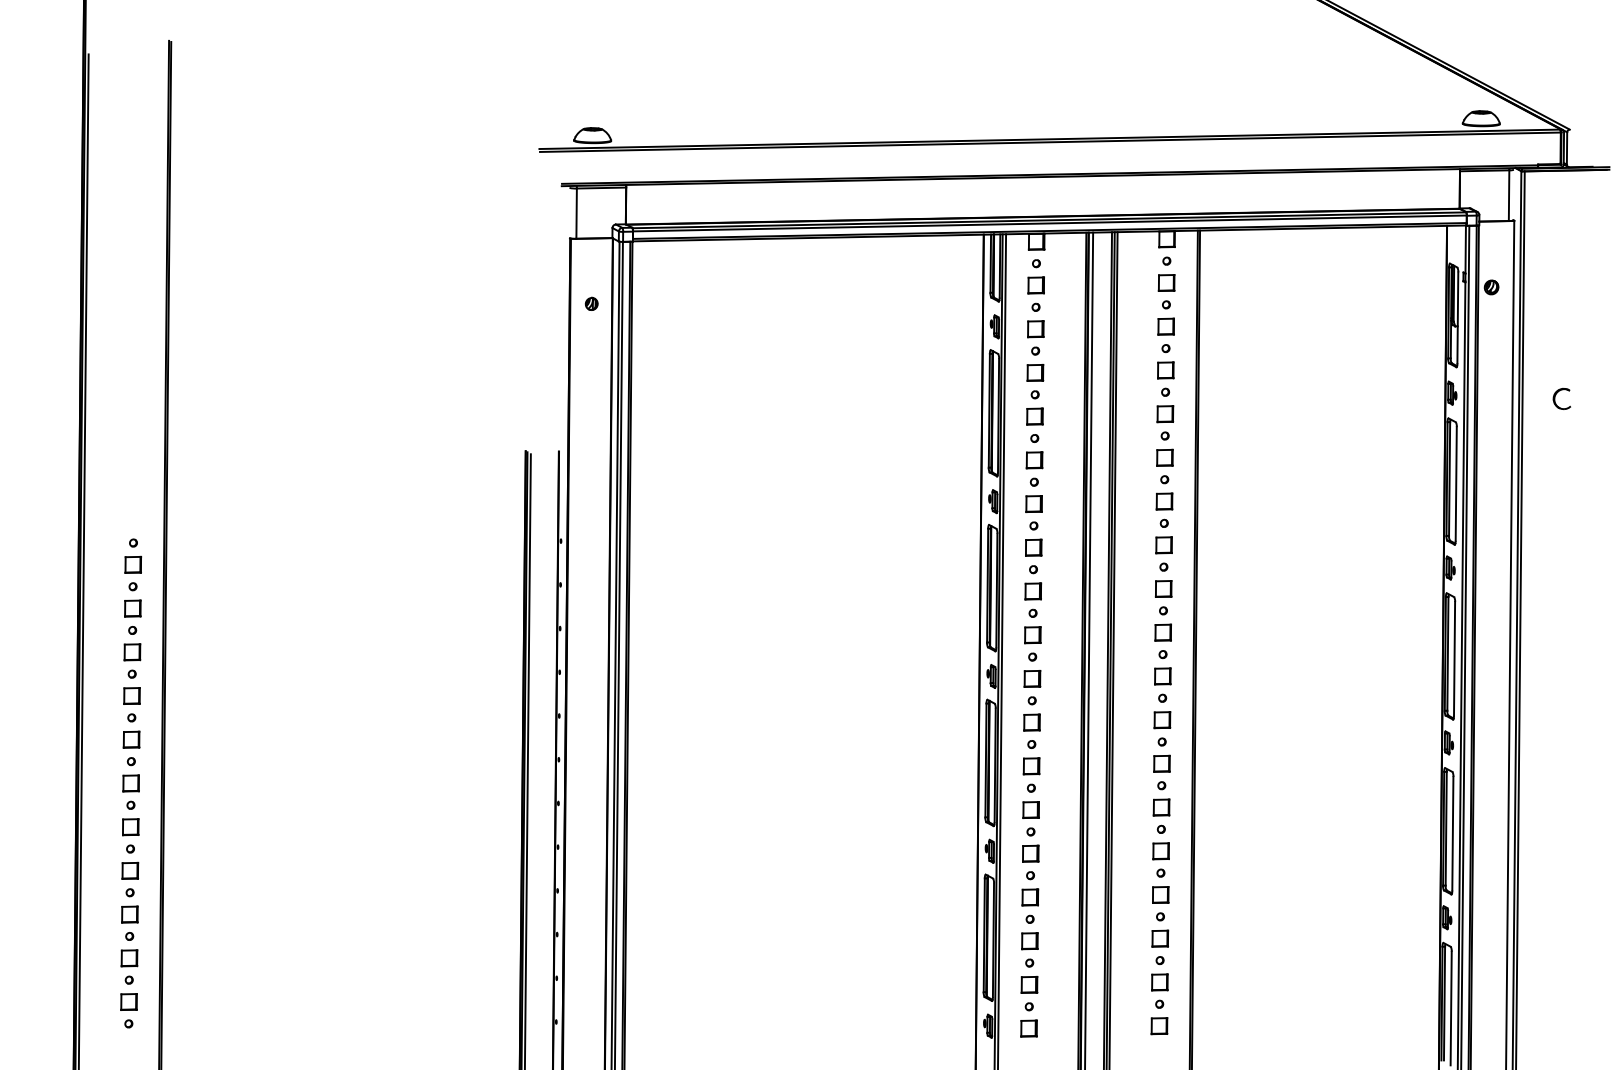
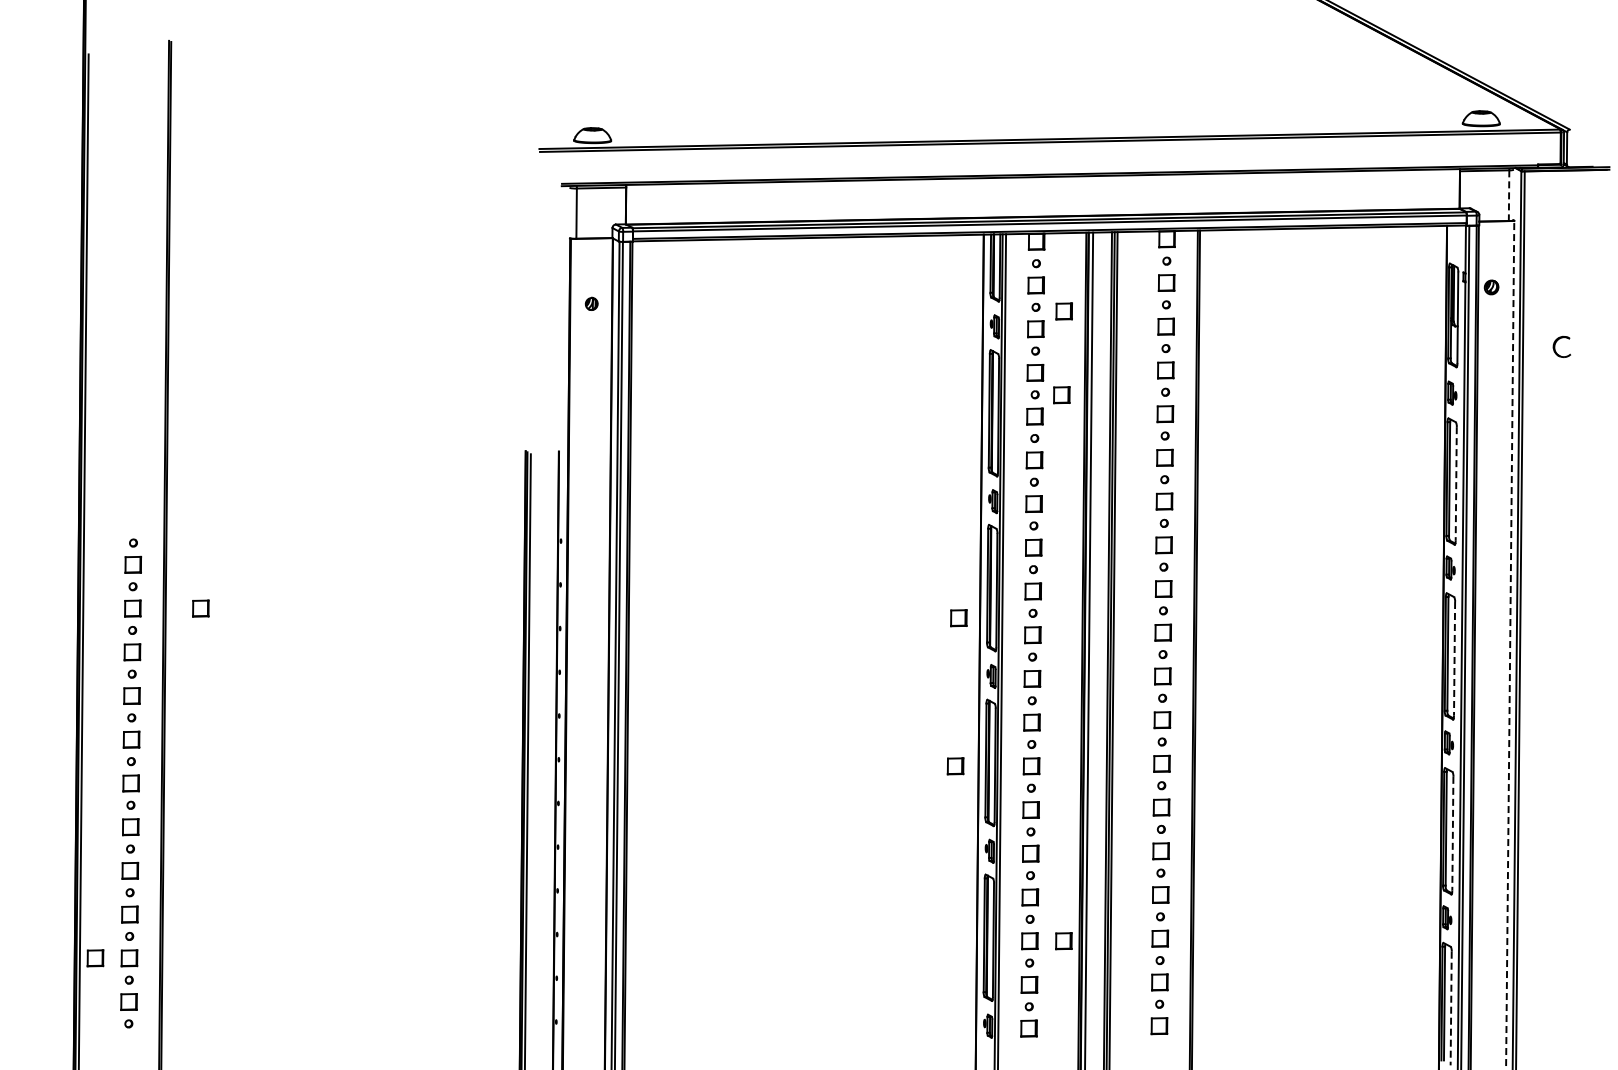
line: solid -> dashed (1509, 196)
part: none -> present (1063, 311)
part: none -> present (1061, 395)
part position: (1561, 398) -> (1561, 346) (1561, 346)
line: solid -> dashed (1456, 483)
part: none -> present (200, 608)
part: none -> present (958, 618)
line: solid -> dashed (1510, 644)
line: solid -> dashed (1454, 658)
part: none -> present (955, 766)
line: solid -> dashed (1452, 833)
part: none -> present (1063, 941)
part: none -> present (95, 958)
line: solid -> dashed (1451, 1008)
